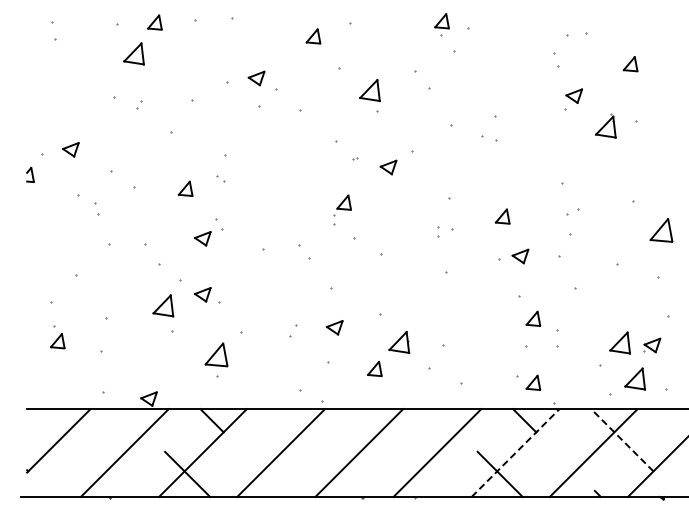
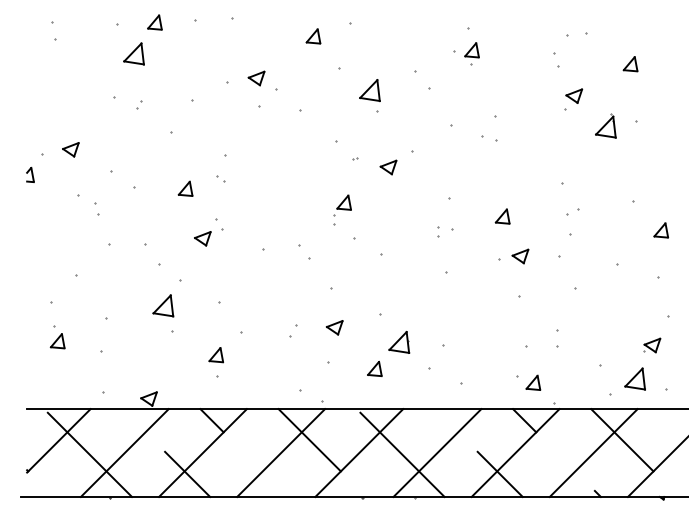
part position: (441, 24) -> (471, 53) (471, 53)
part size: 25x25 px -> 16x17 px (660, 230)
part: present -> none (202, 294)
part: present -> none (533, 318)
part: present -> none (619, 342)
part size: 25x26 px -> 16x17 px (215, 355)
line: dashed -> solid (622, 439)
line: none -> present (309, 440)
line: dashed -> solid (515, 452)
line: none -> present (89, 454)
line: none -> present (402, 454)
